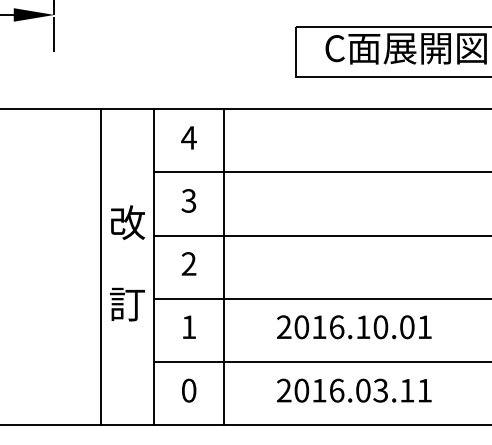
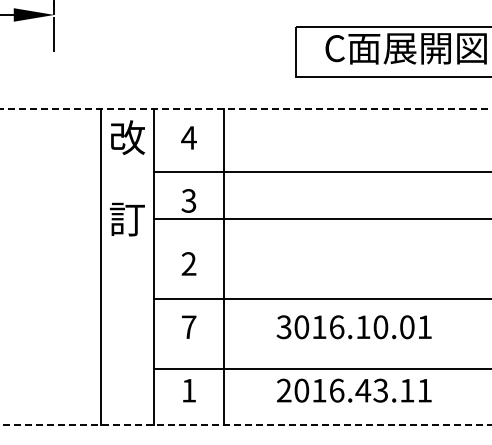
line: solid -> dashed (246, 109)
line position: (321, 235) -> (321, 218) (321, 218)
text position: (127, 263) -> (127, 178) (127, 178)
text: 1 -> 7 (189, 326)
text: 2016.10.01 -> 3016.10.01 (283, 327)
line position: (321, 362) -> (321, 369) (321, 369)
text: 0 -> 1 (189, 390)
text: 2016.03.11 -> 2016.43.11 (363, 390)
line: solid -> dashed (246, 425)
